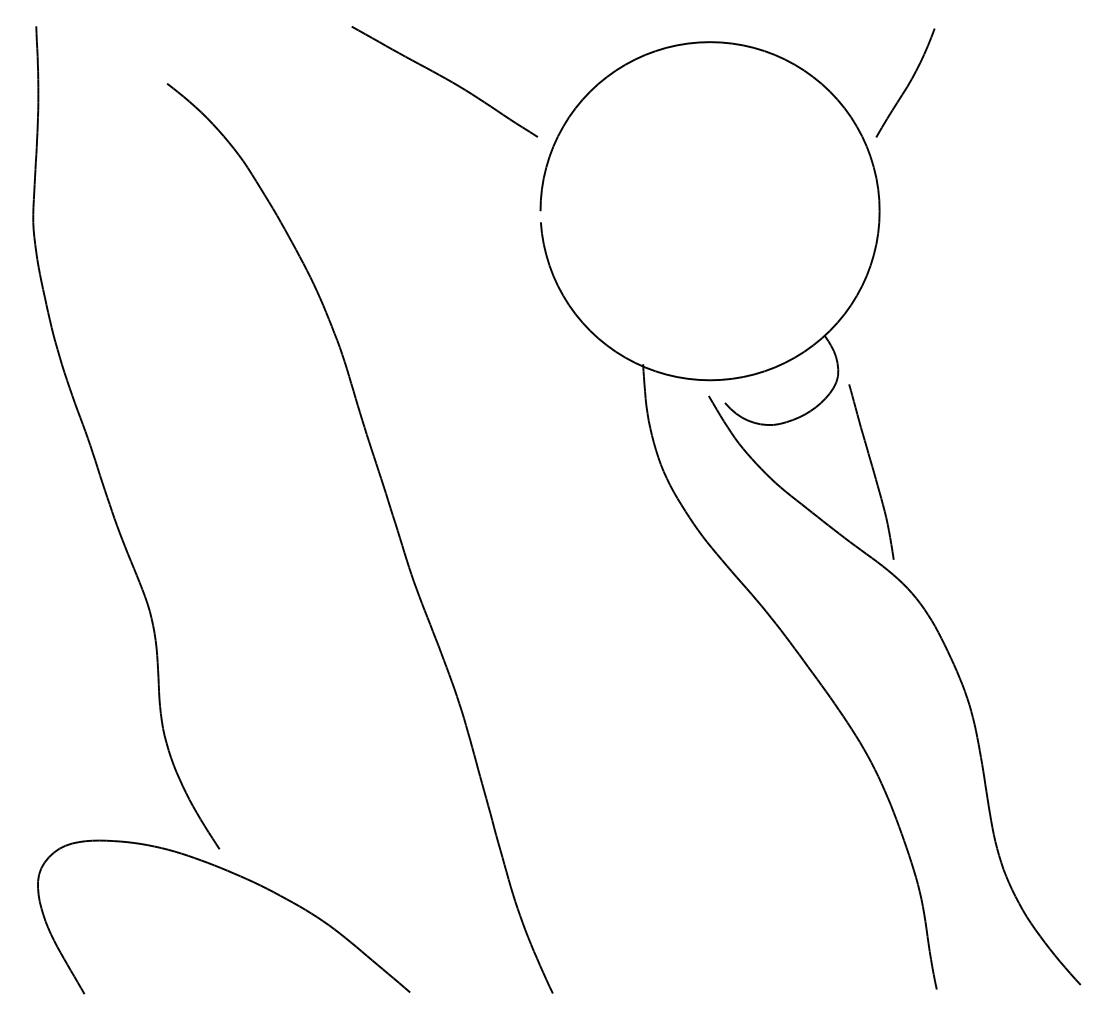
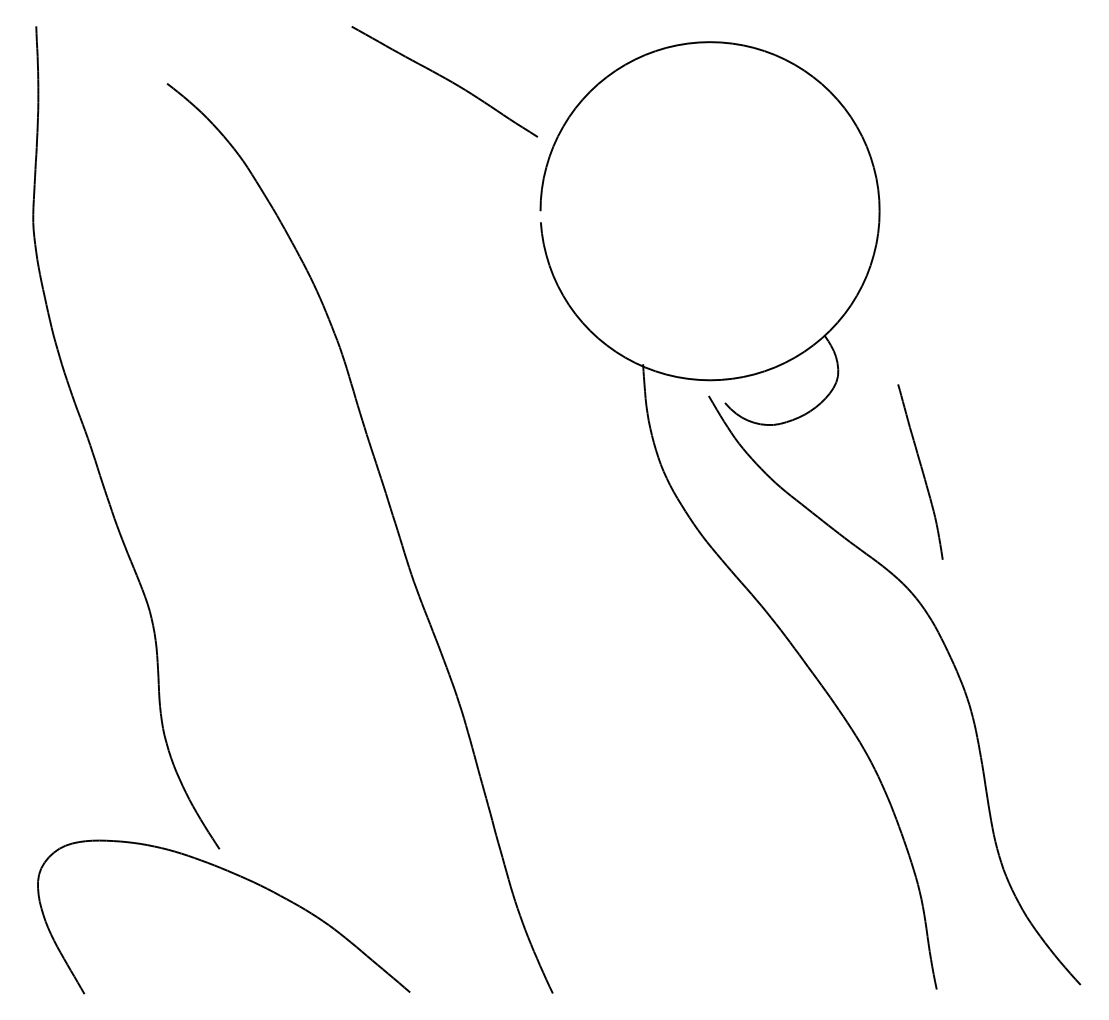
part: present -> none (905, 82)
part position: (871, 471) -> (920, 471) (920, 471)
